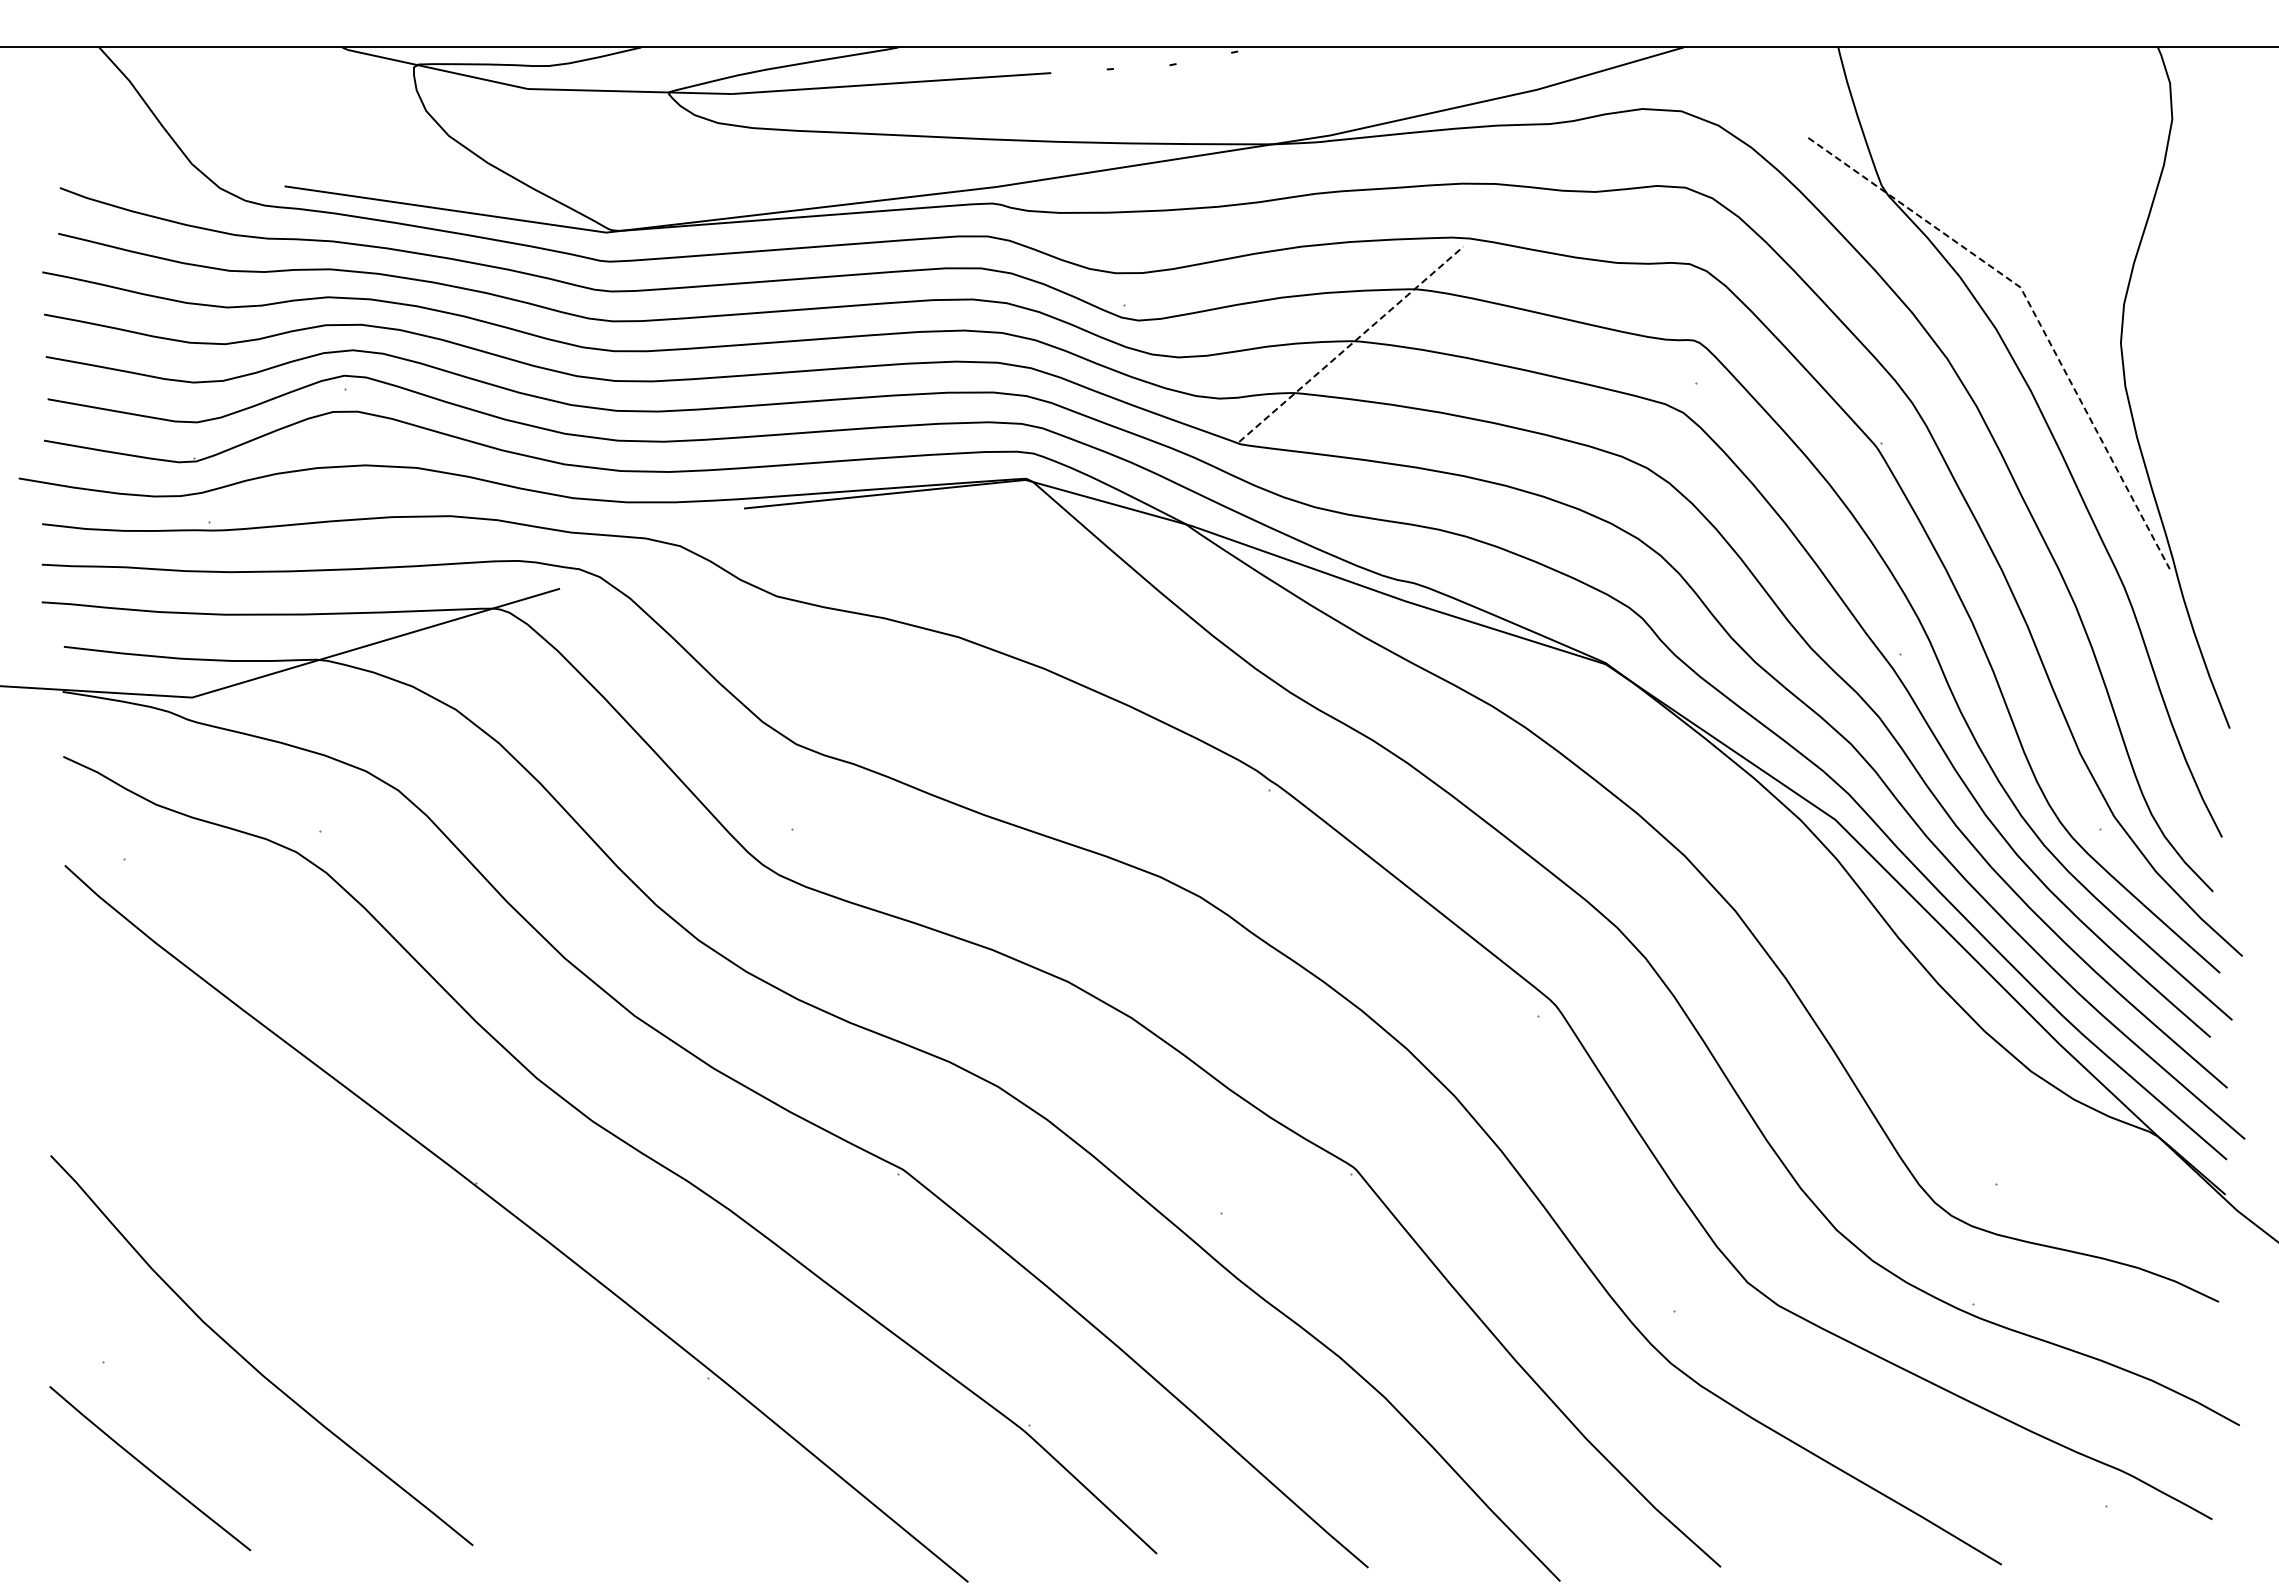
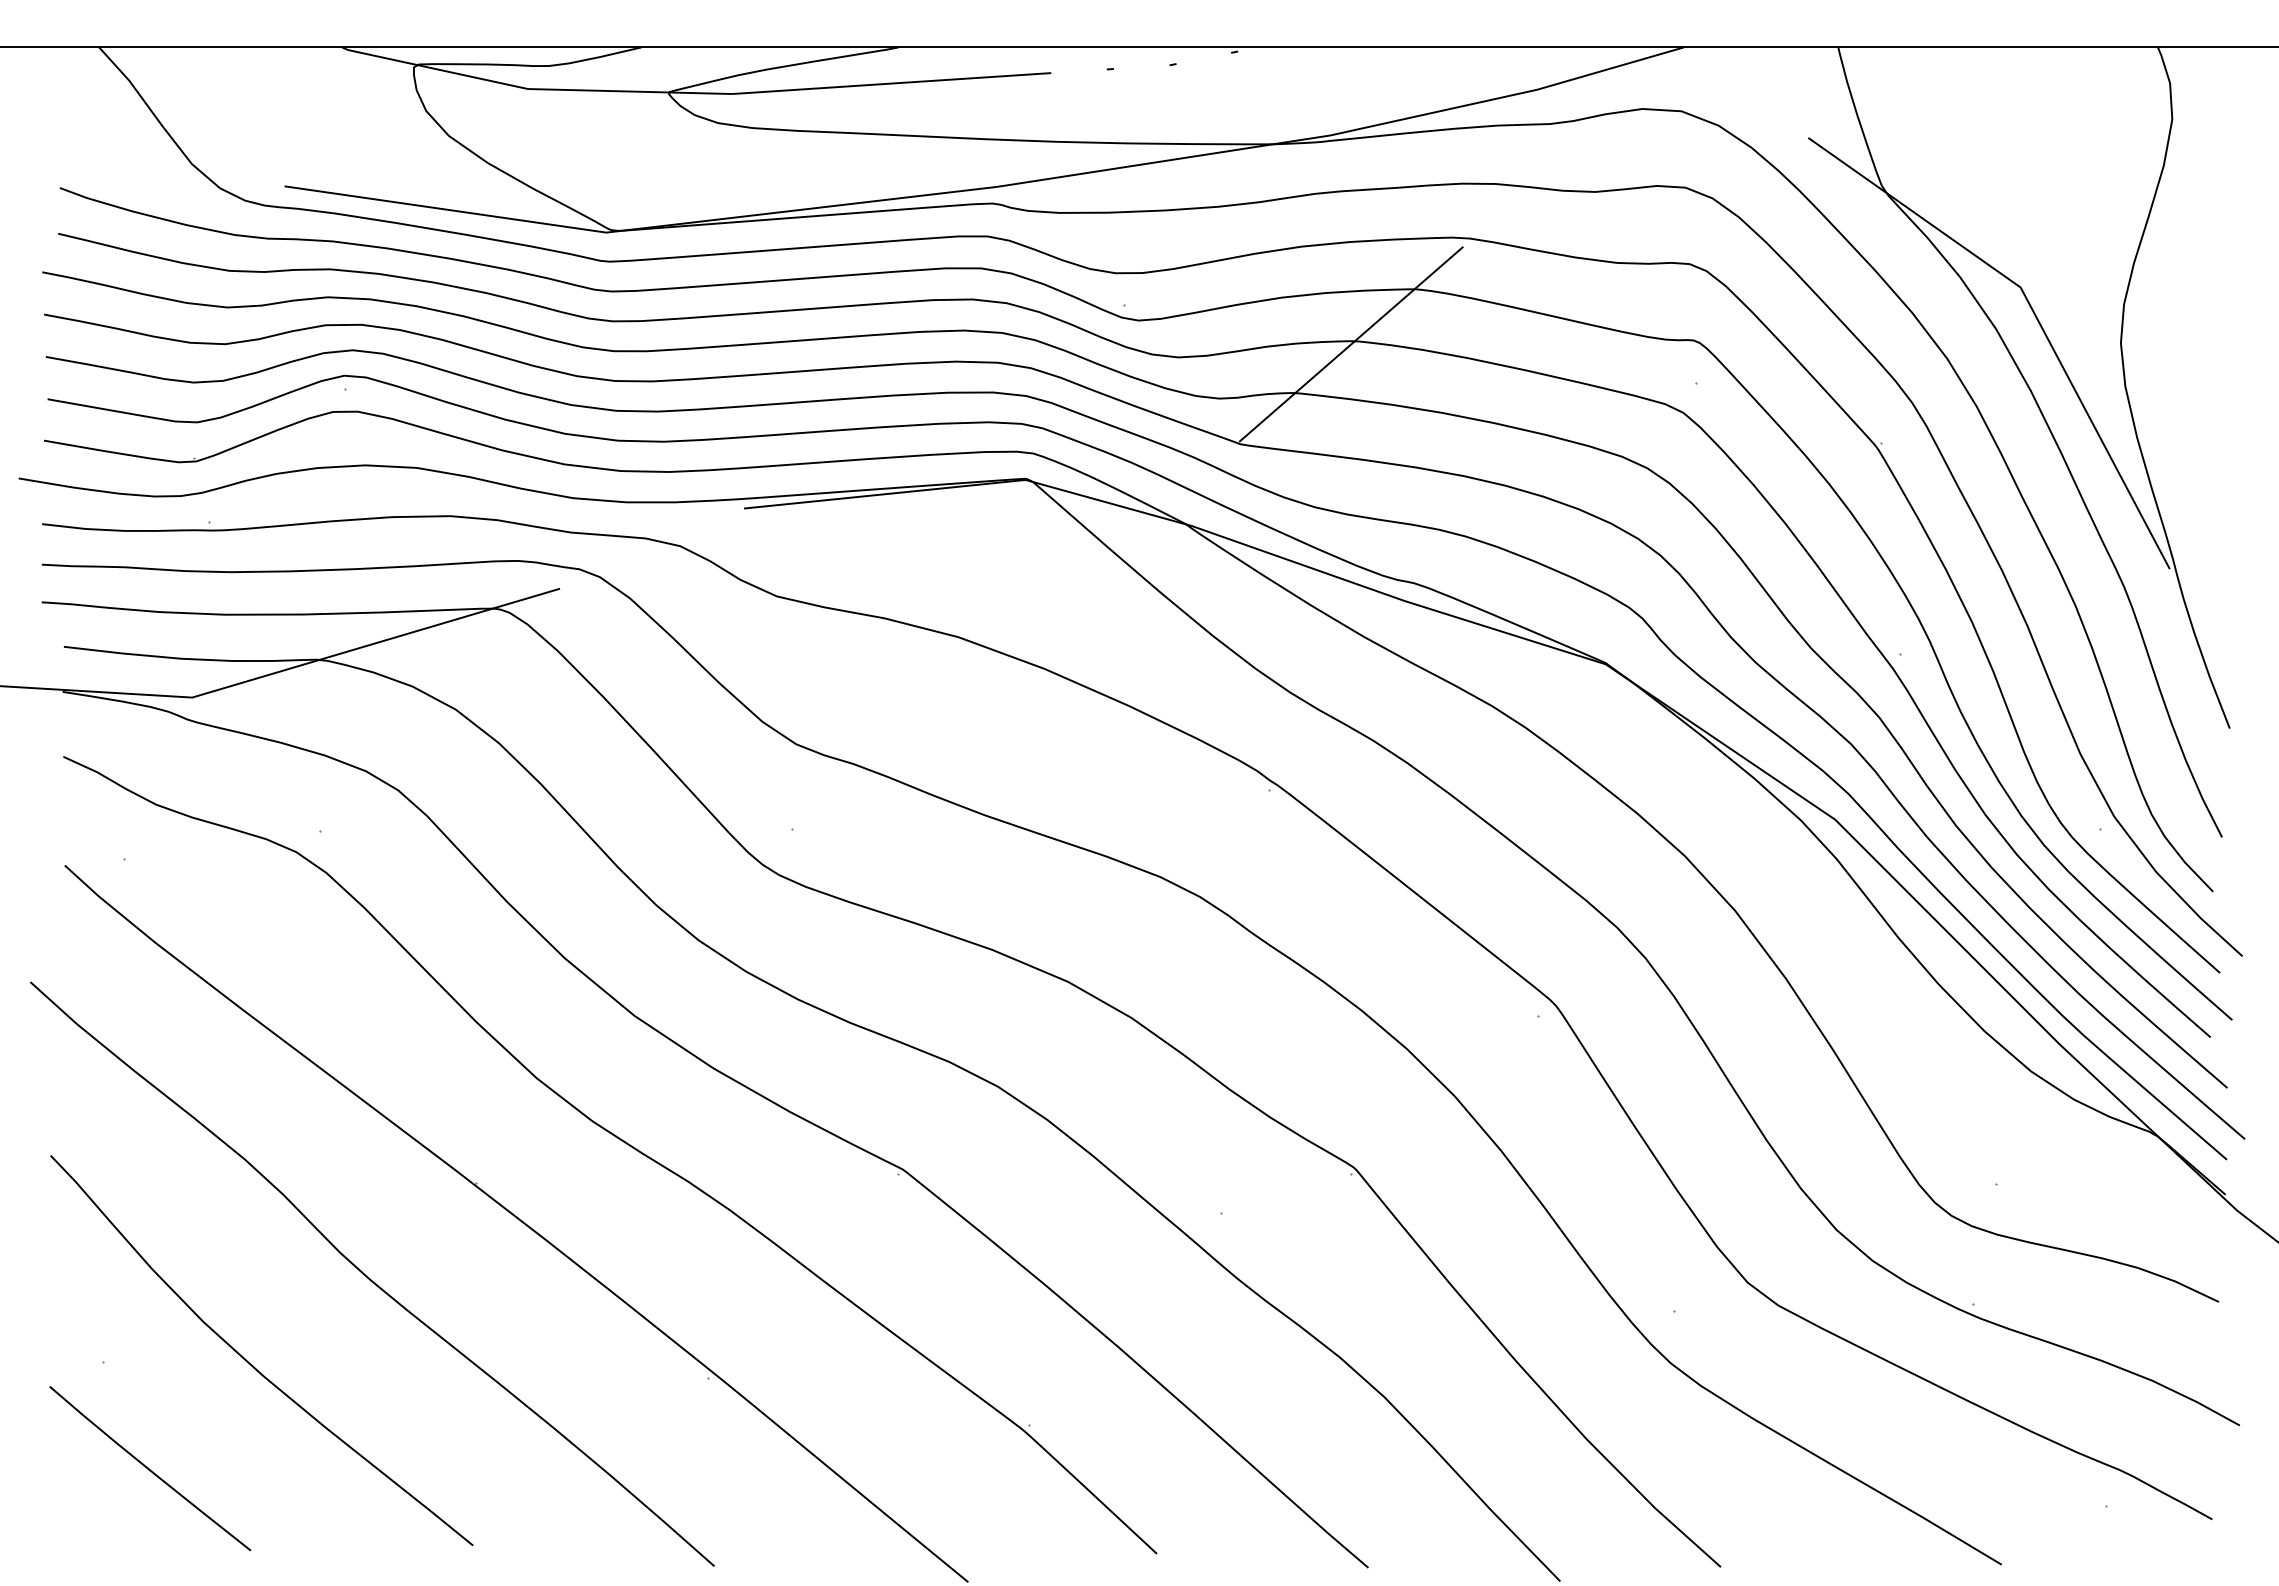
line: dashed -> solid (2034, 313)
line: dashed -> solid (1351, 344)
curve: none -> present (368, 1276)
